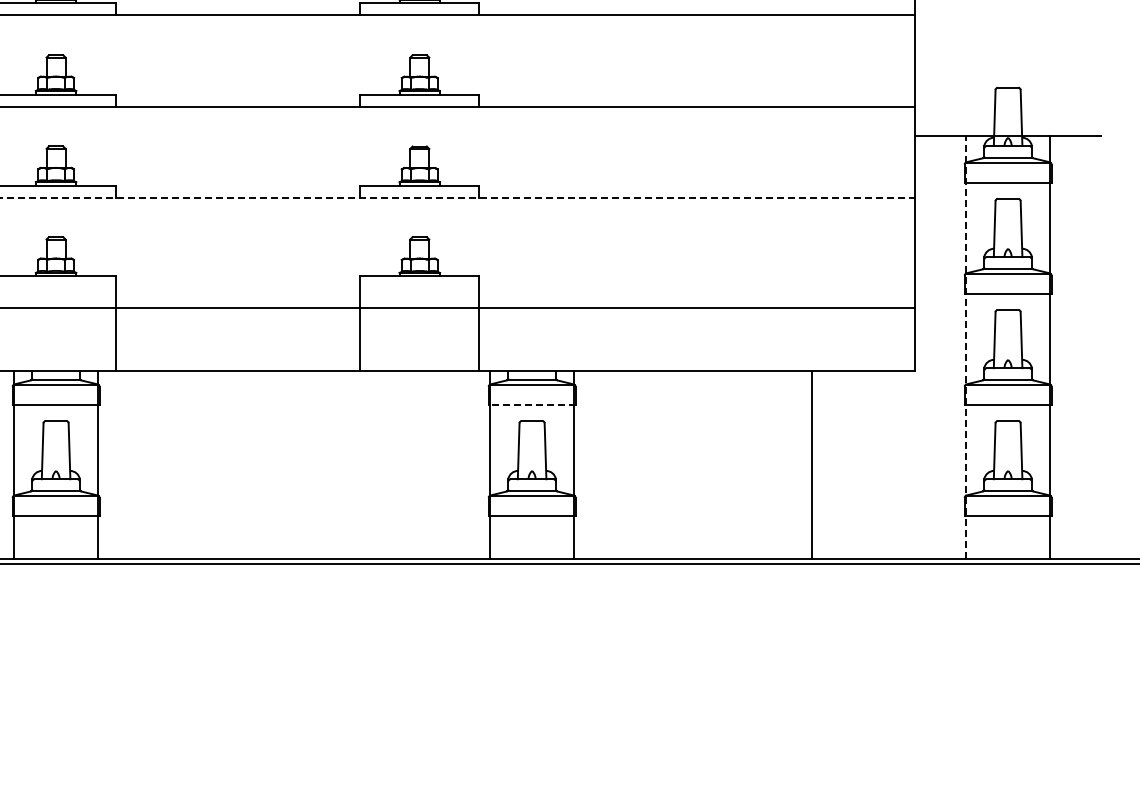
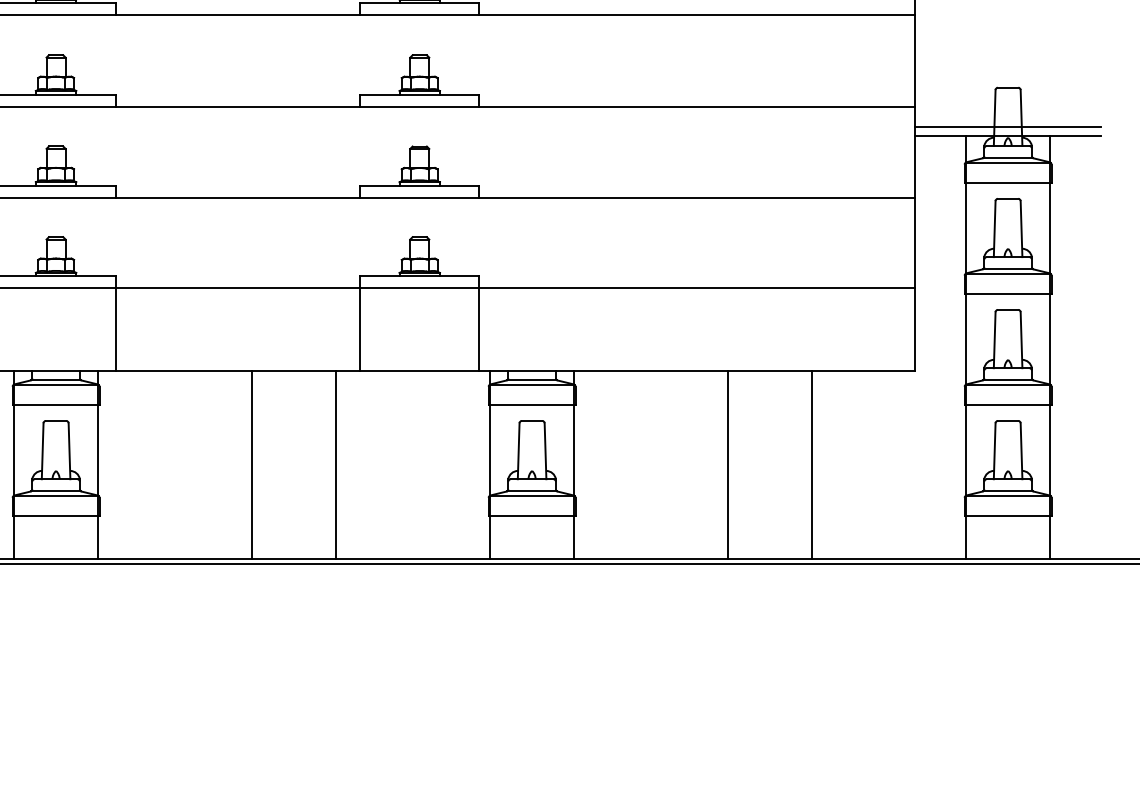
line: none -> present (1007, 127)
line: dashed -> solid (458, 197)
line position: (458, 307) -> (458, 287) (458, 287)
line: dashed -> solid (966, 347)
line: dashed -> solid (531, 405)
line: none -> present (252, 464)
line: none -> present (335, 464)
line: none -> present (728, 464)
